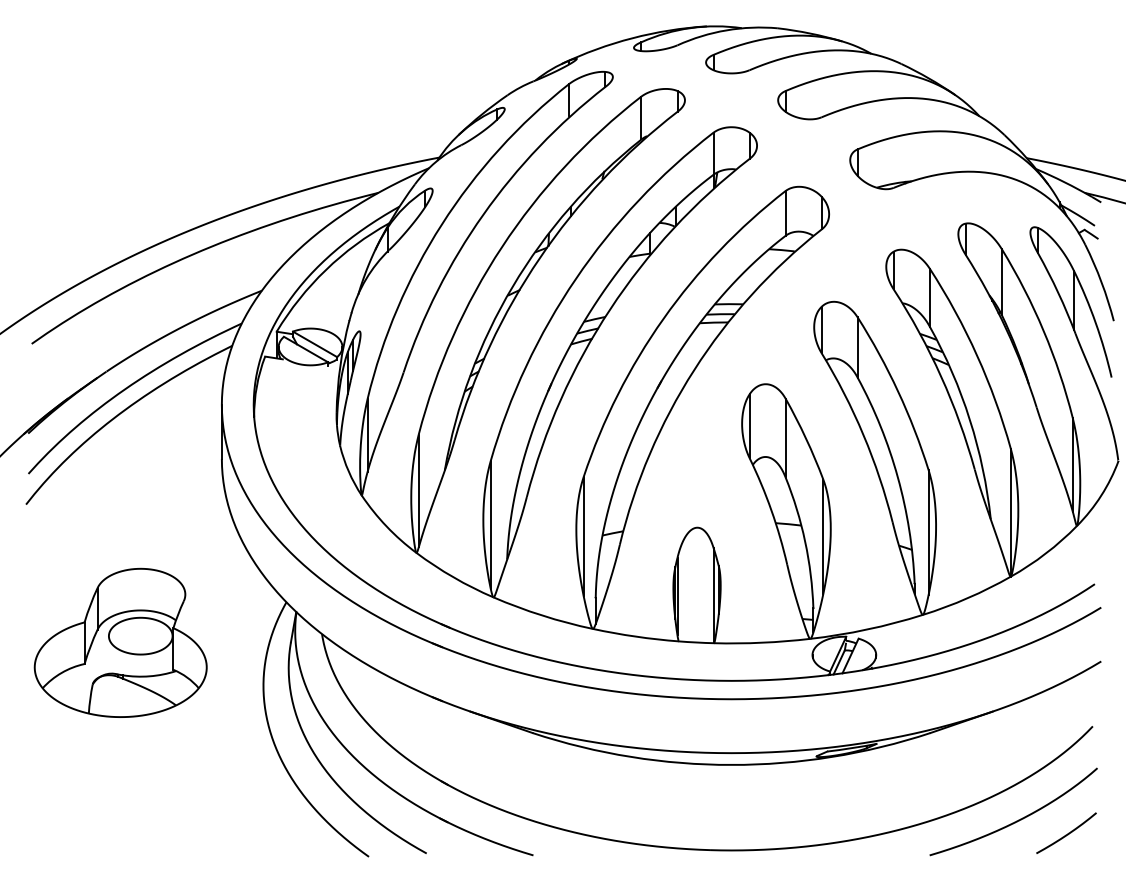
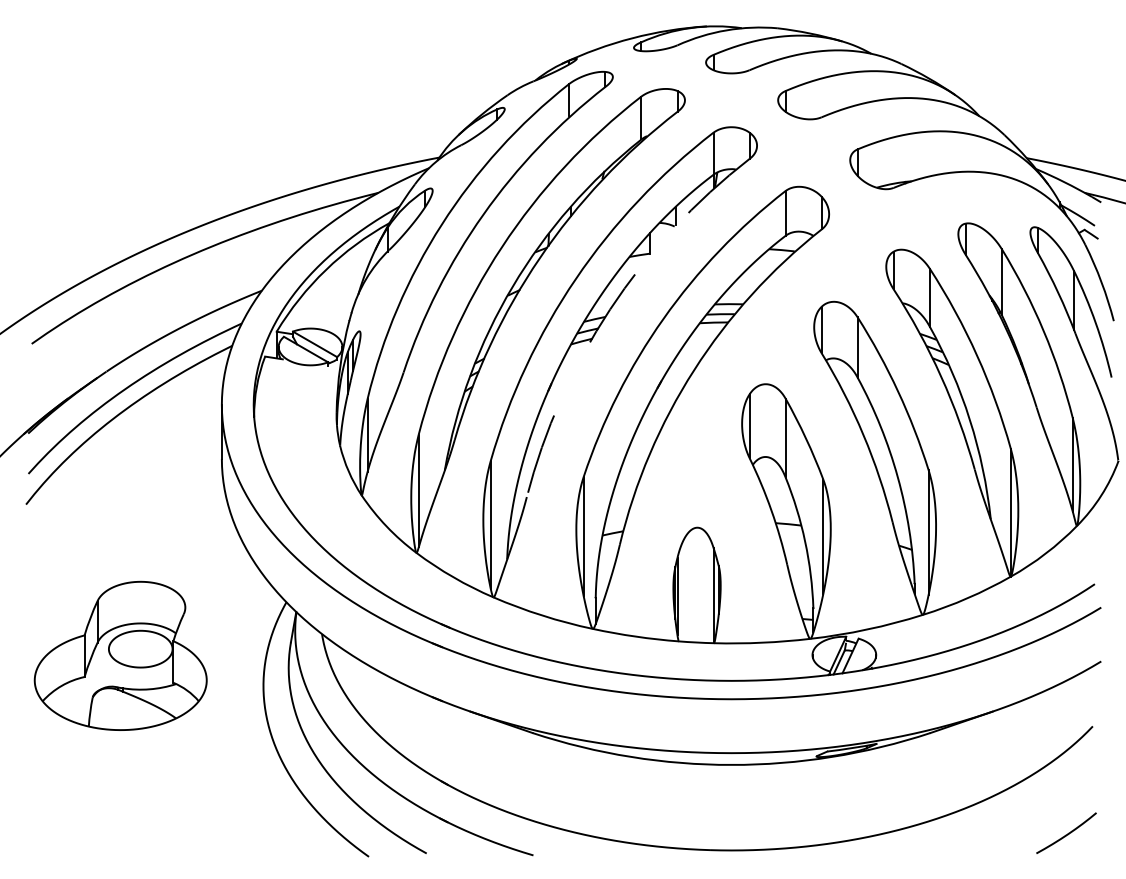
arc: solid -> dashed (610, 309)
part position: (120, 642) -> (120, 655) (120, 655)
curve: present -> none (1018, 819)
